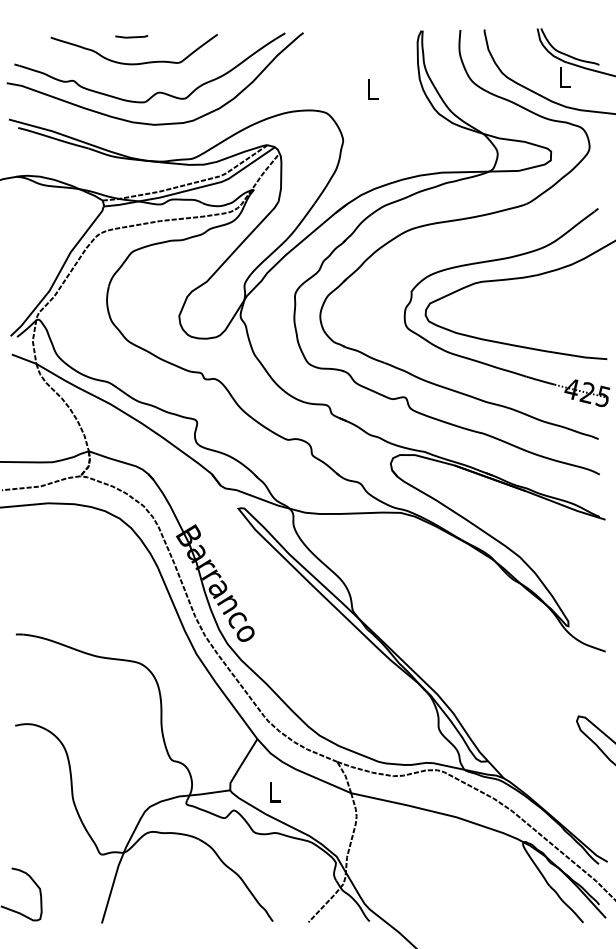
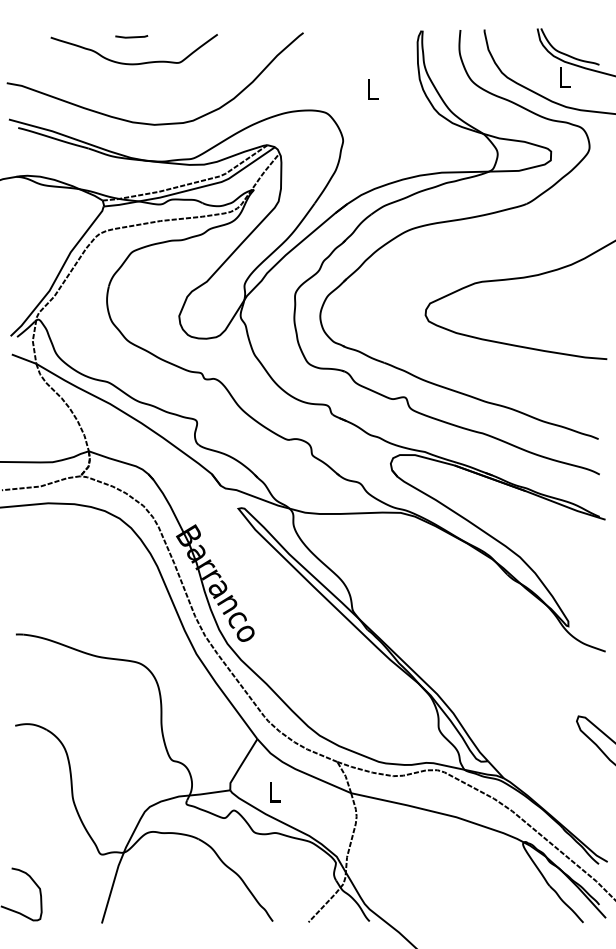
part: present -> none (158, 91)
part: present -> none (501, 260)
